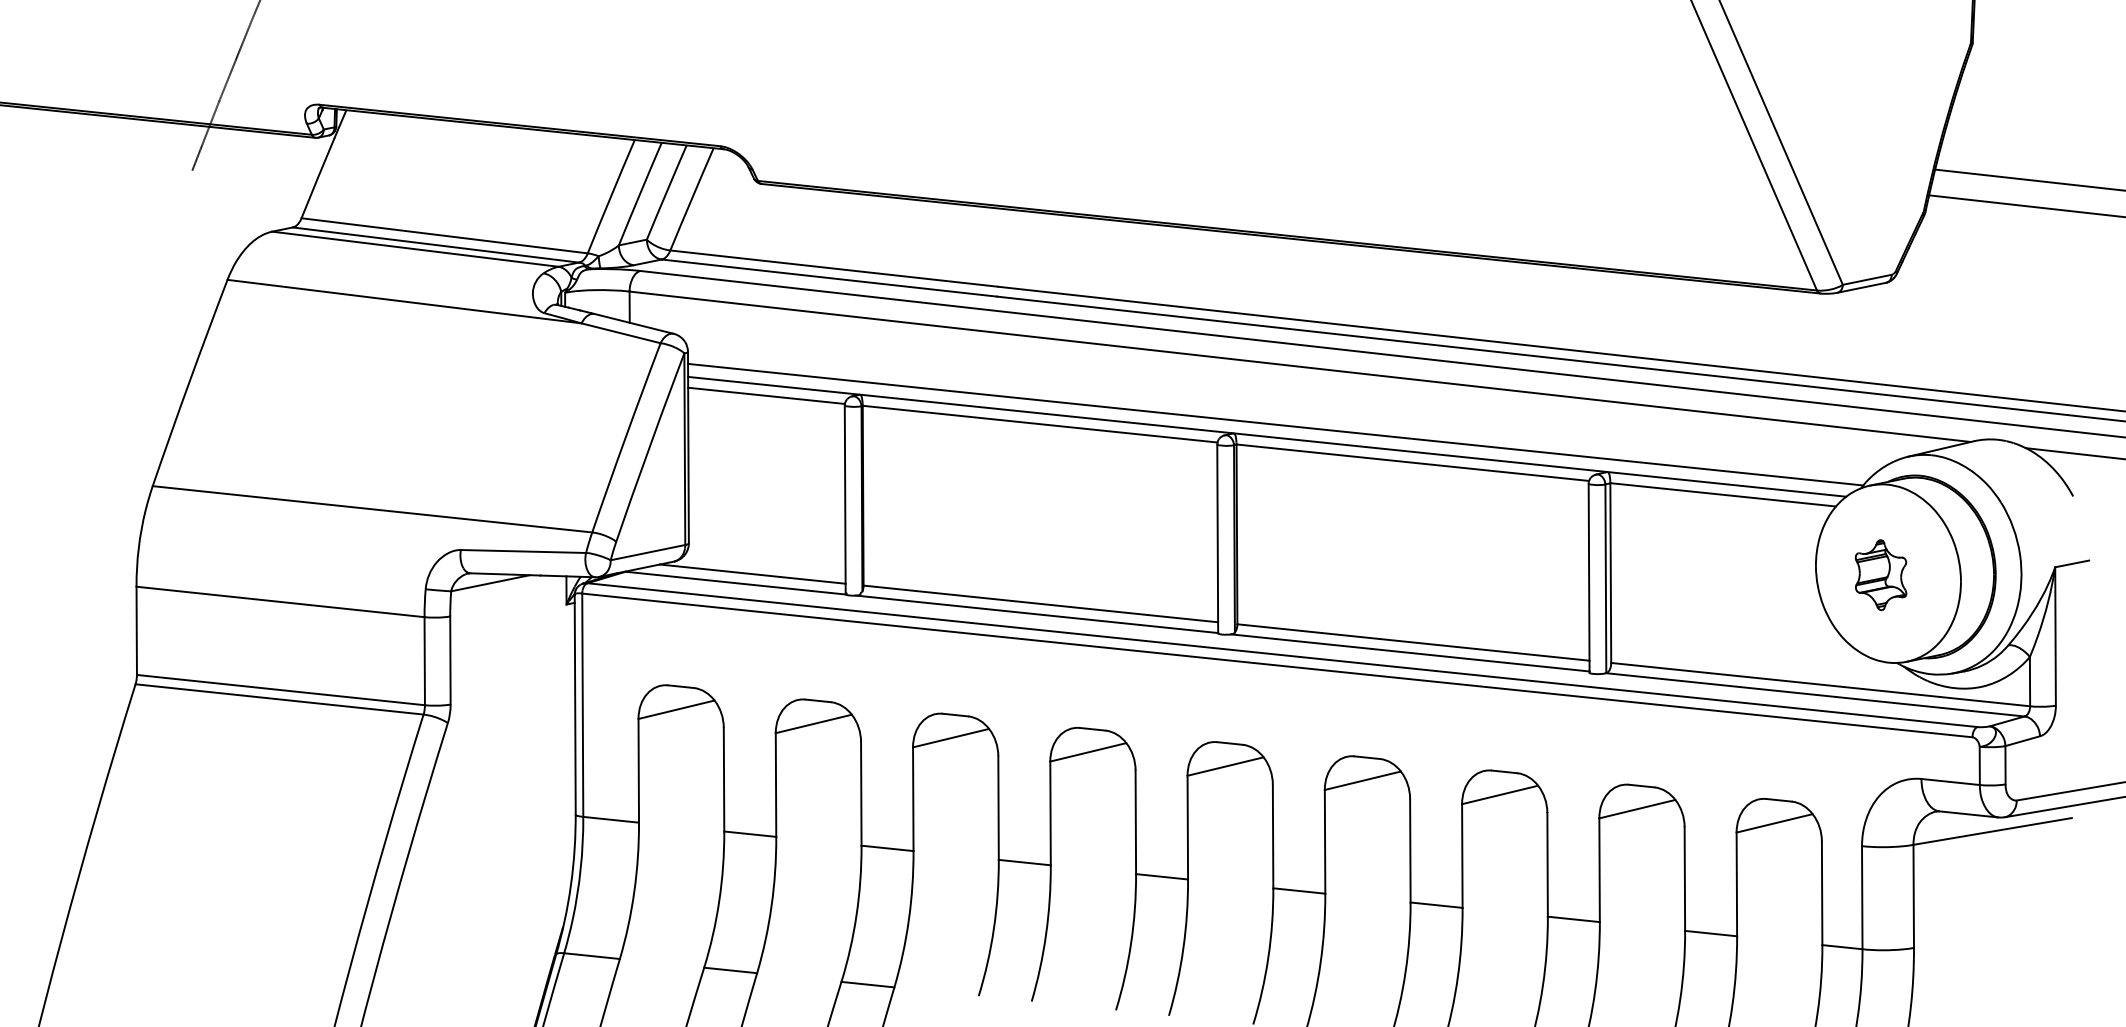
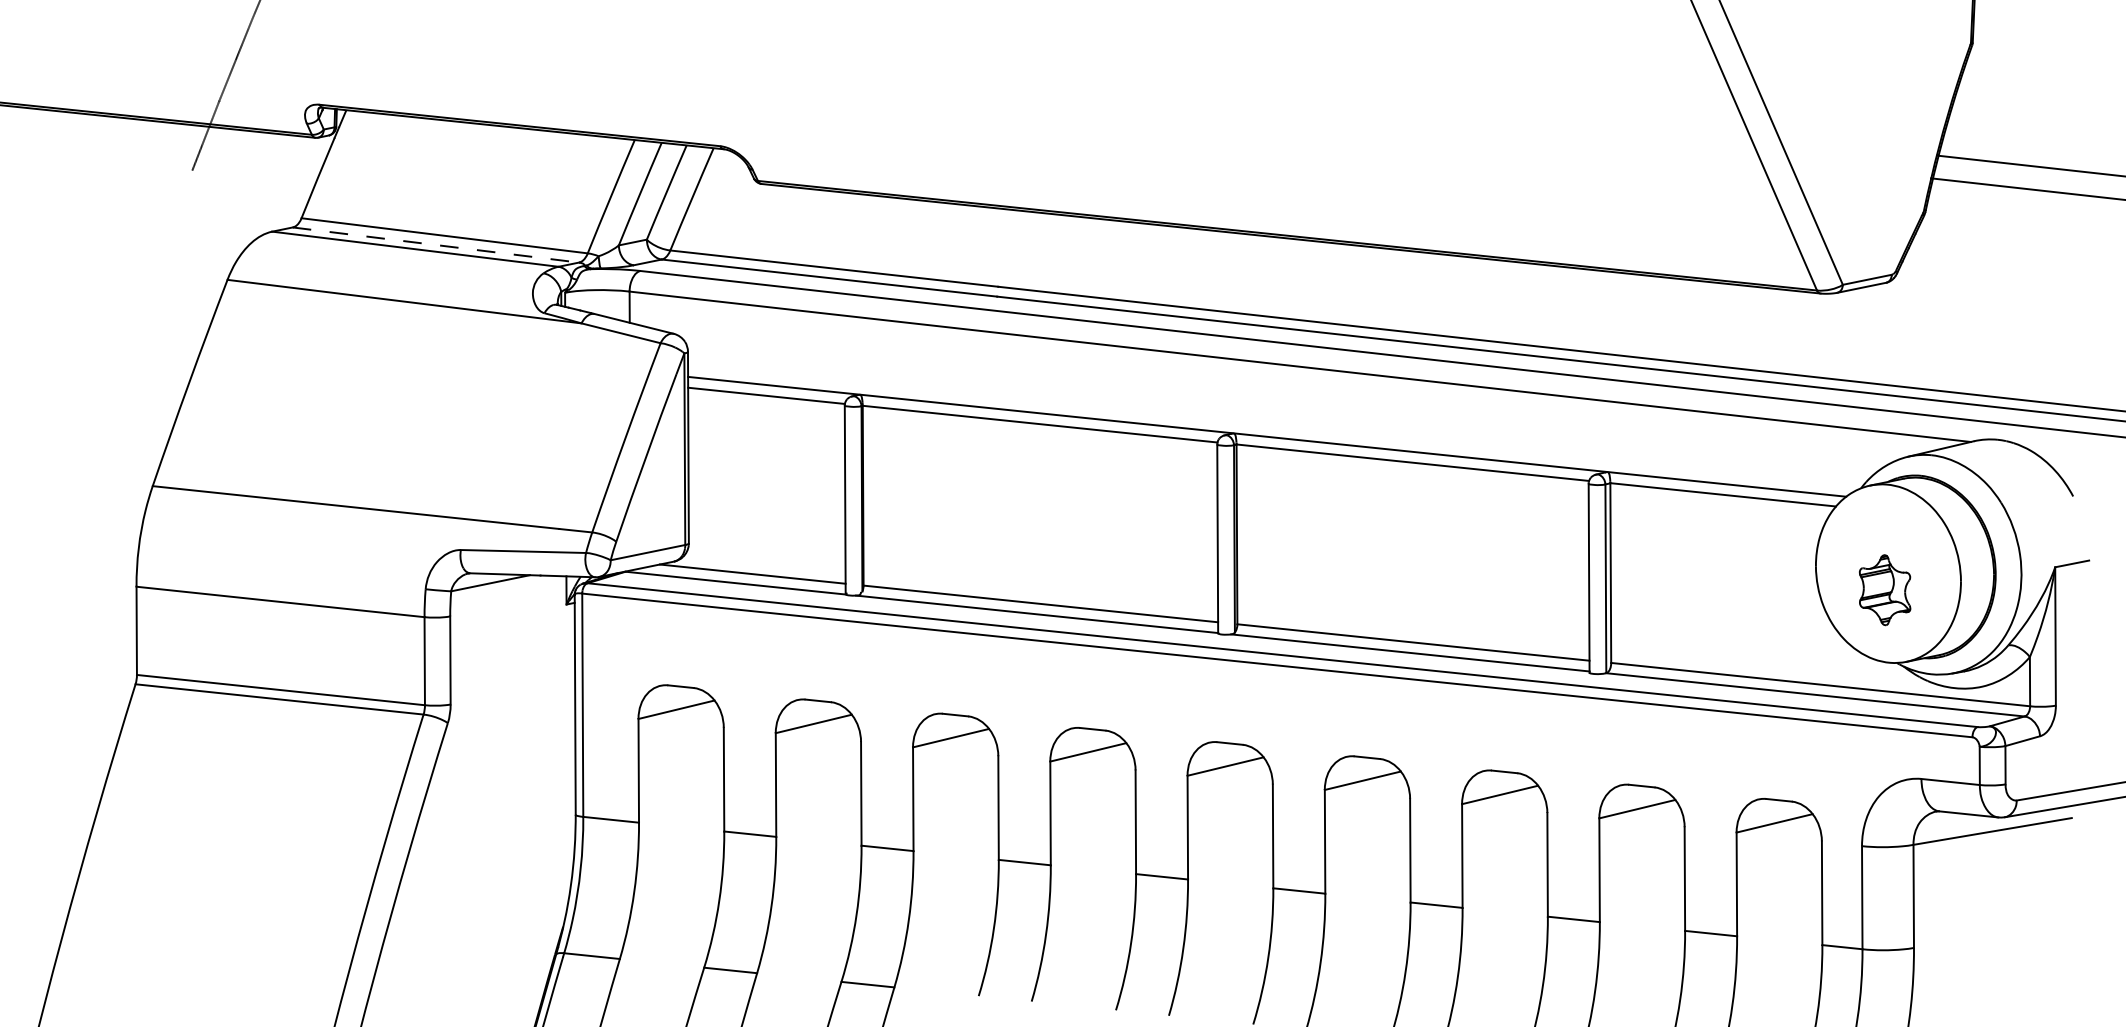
line position: (2028, 179) -> (2029, 165) (2029, 165)
line position: (2025, 205) -> (2026, 188) (2026, 188)
line: solid -> dashed (436, 245)
line: present -> none (1275, 424)
line: present -> none (2073, 453)
part position: (1880, 575) -> (1884, 590) (1884, 590)
